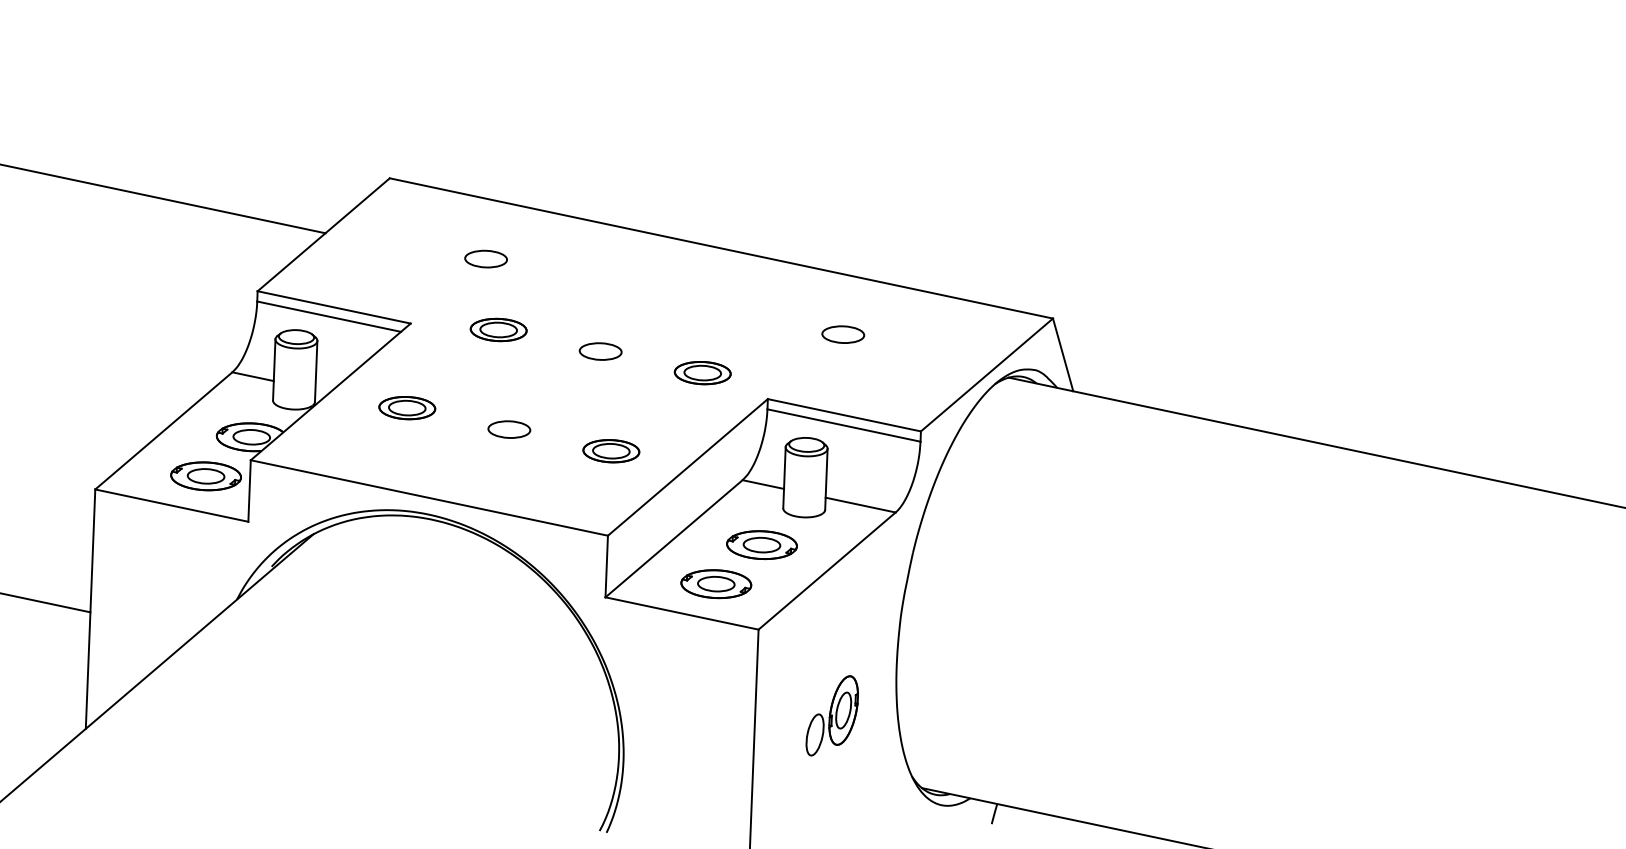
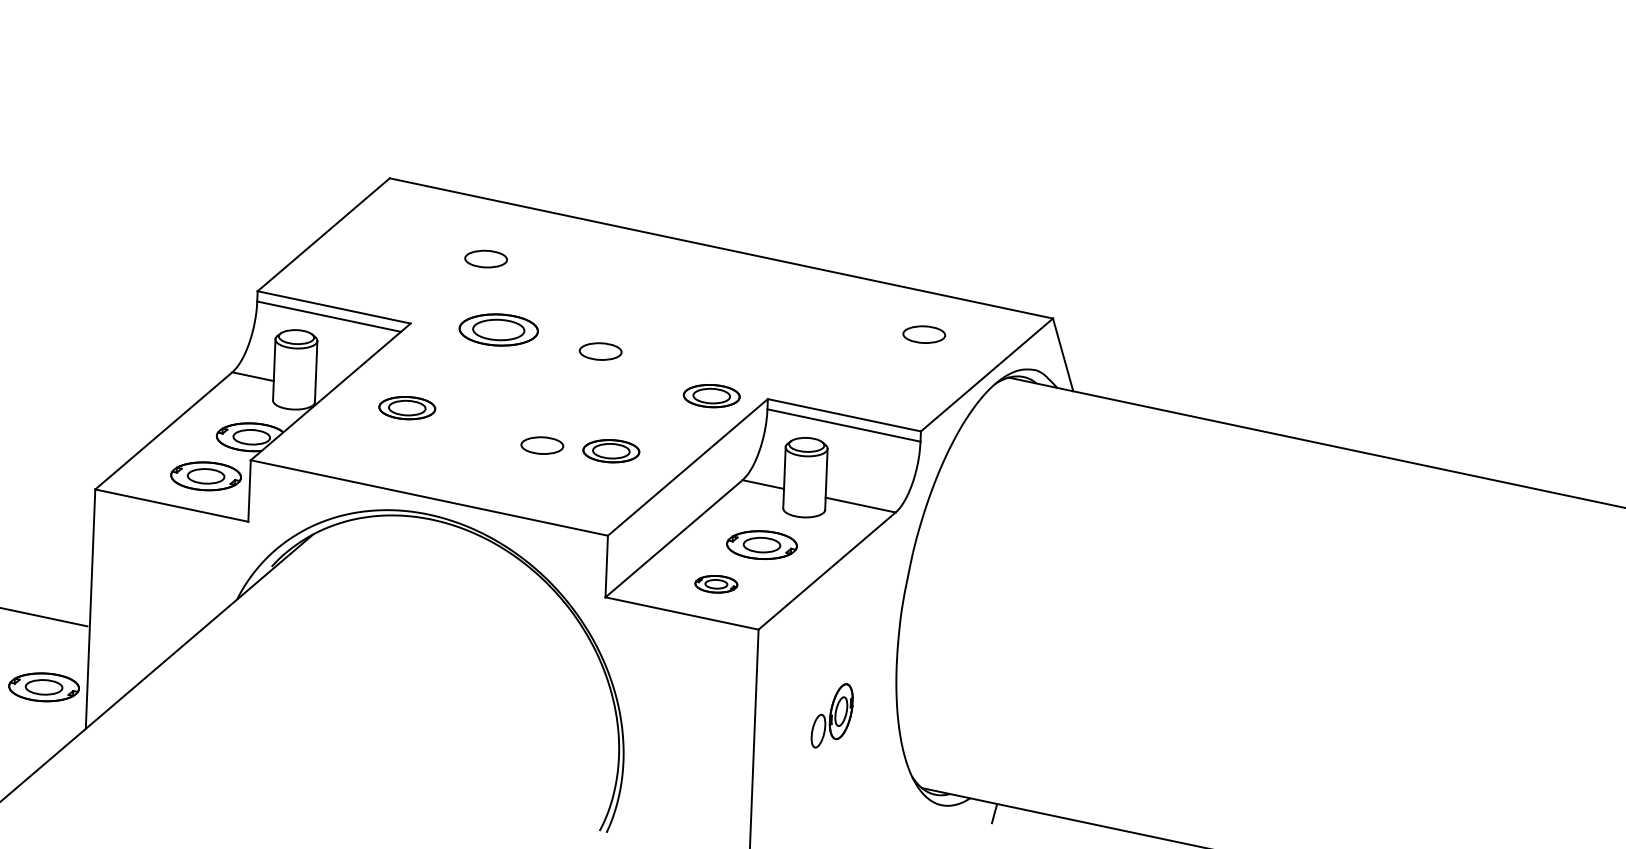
line: present -> none (163, 199)
part size: 59x26 px -> 81x34 px (498, 329)
part position: (843, 334) -> (924, 334) (924, 334)
part position: (702, 373) -> (711, 396) (711, 396)
part position: (509, 429) -> (542, 445) (542, 445)
part size: 73x31 px -> 45x19 px (716, 584)
line position: (46, 602) -> (44, 617) (44, 617)
part: none -> present (43, 687)
part size: 54x82 px -> 44x66 px (831, 715)
